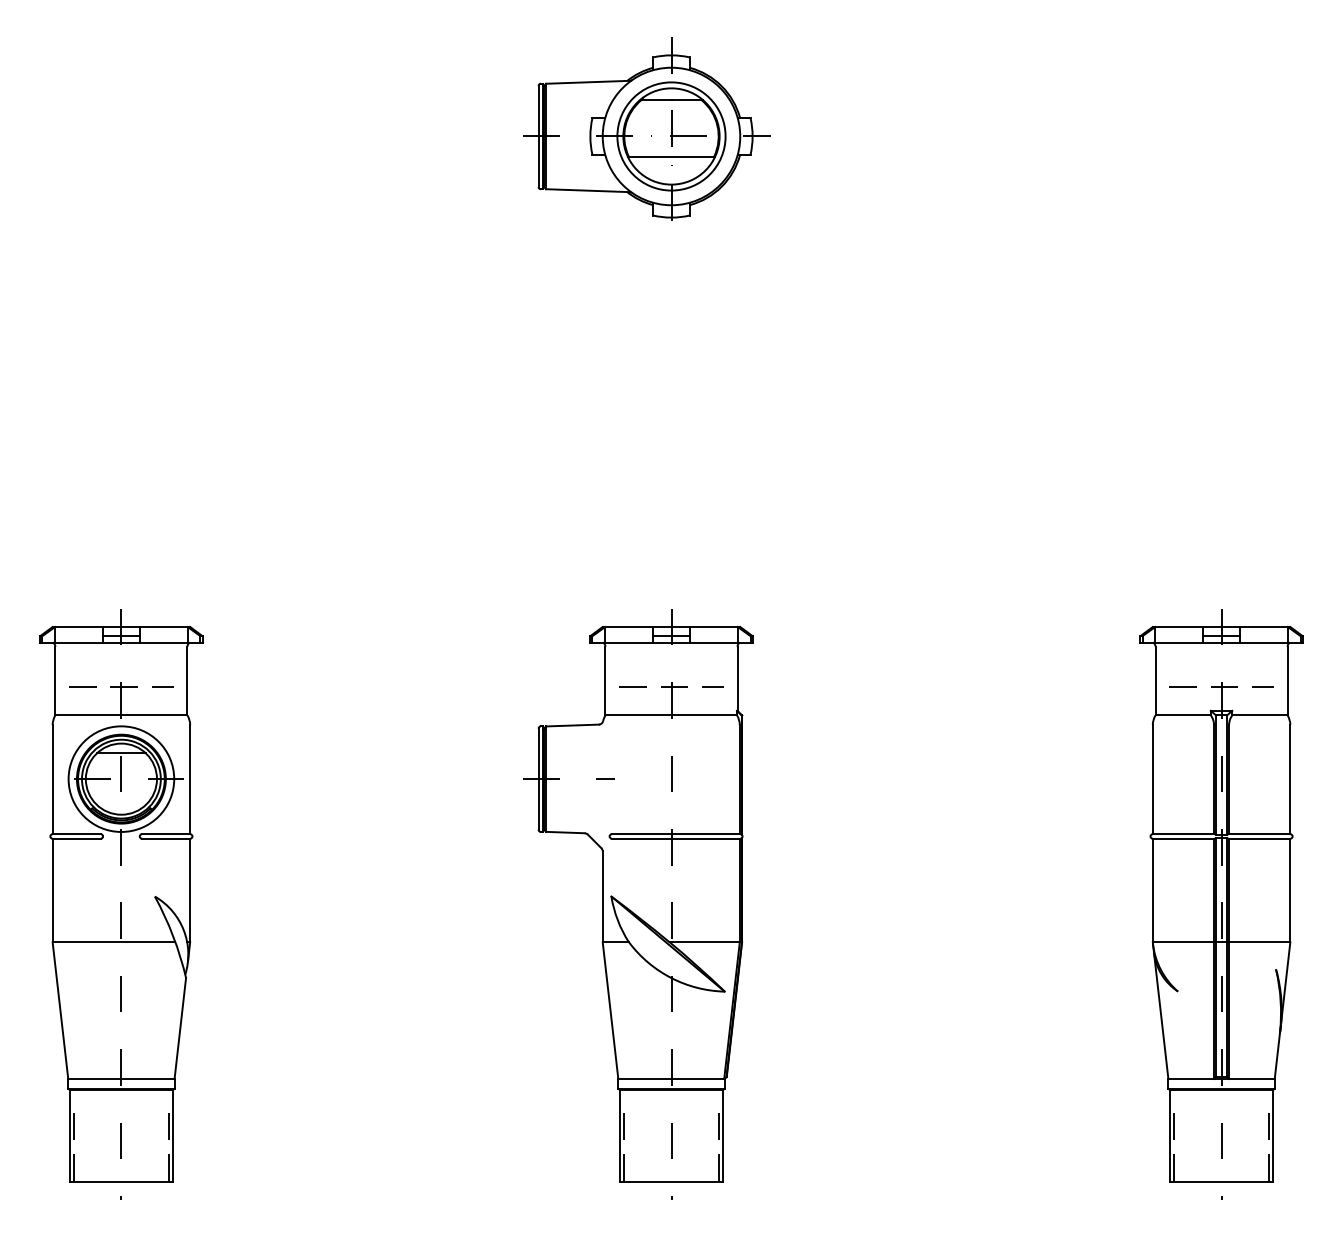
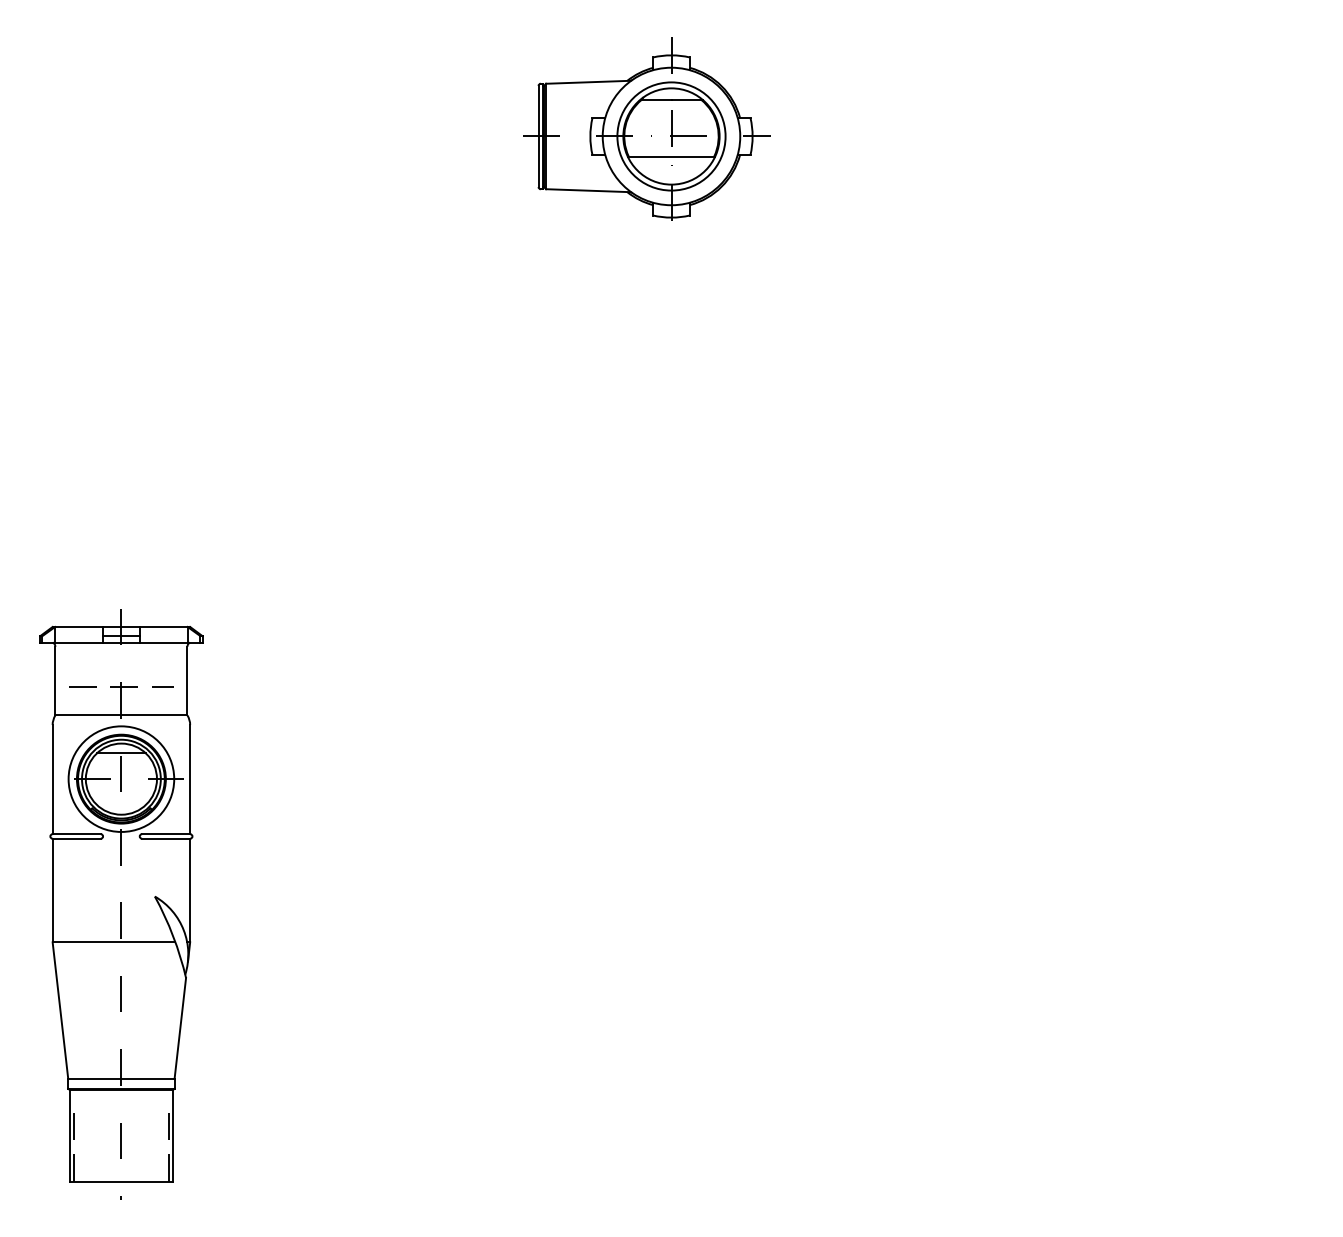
part: present -> none (638, 904)
part: present -> none (1221, 904)
